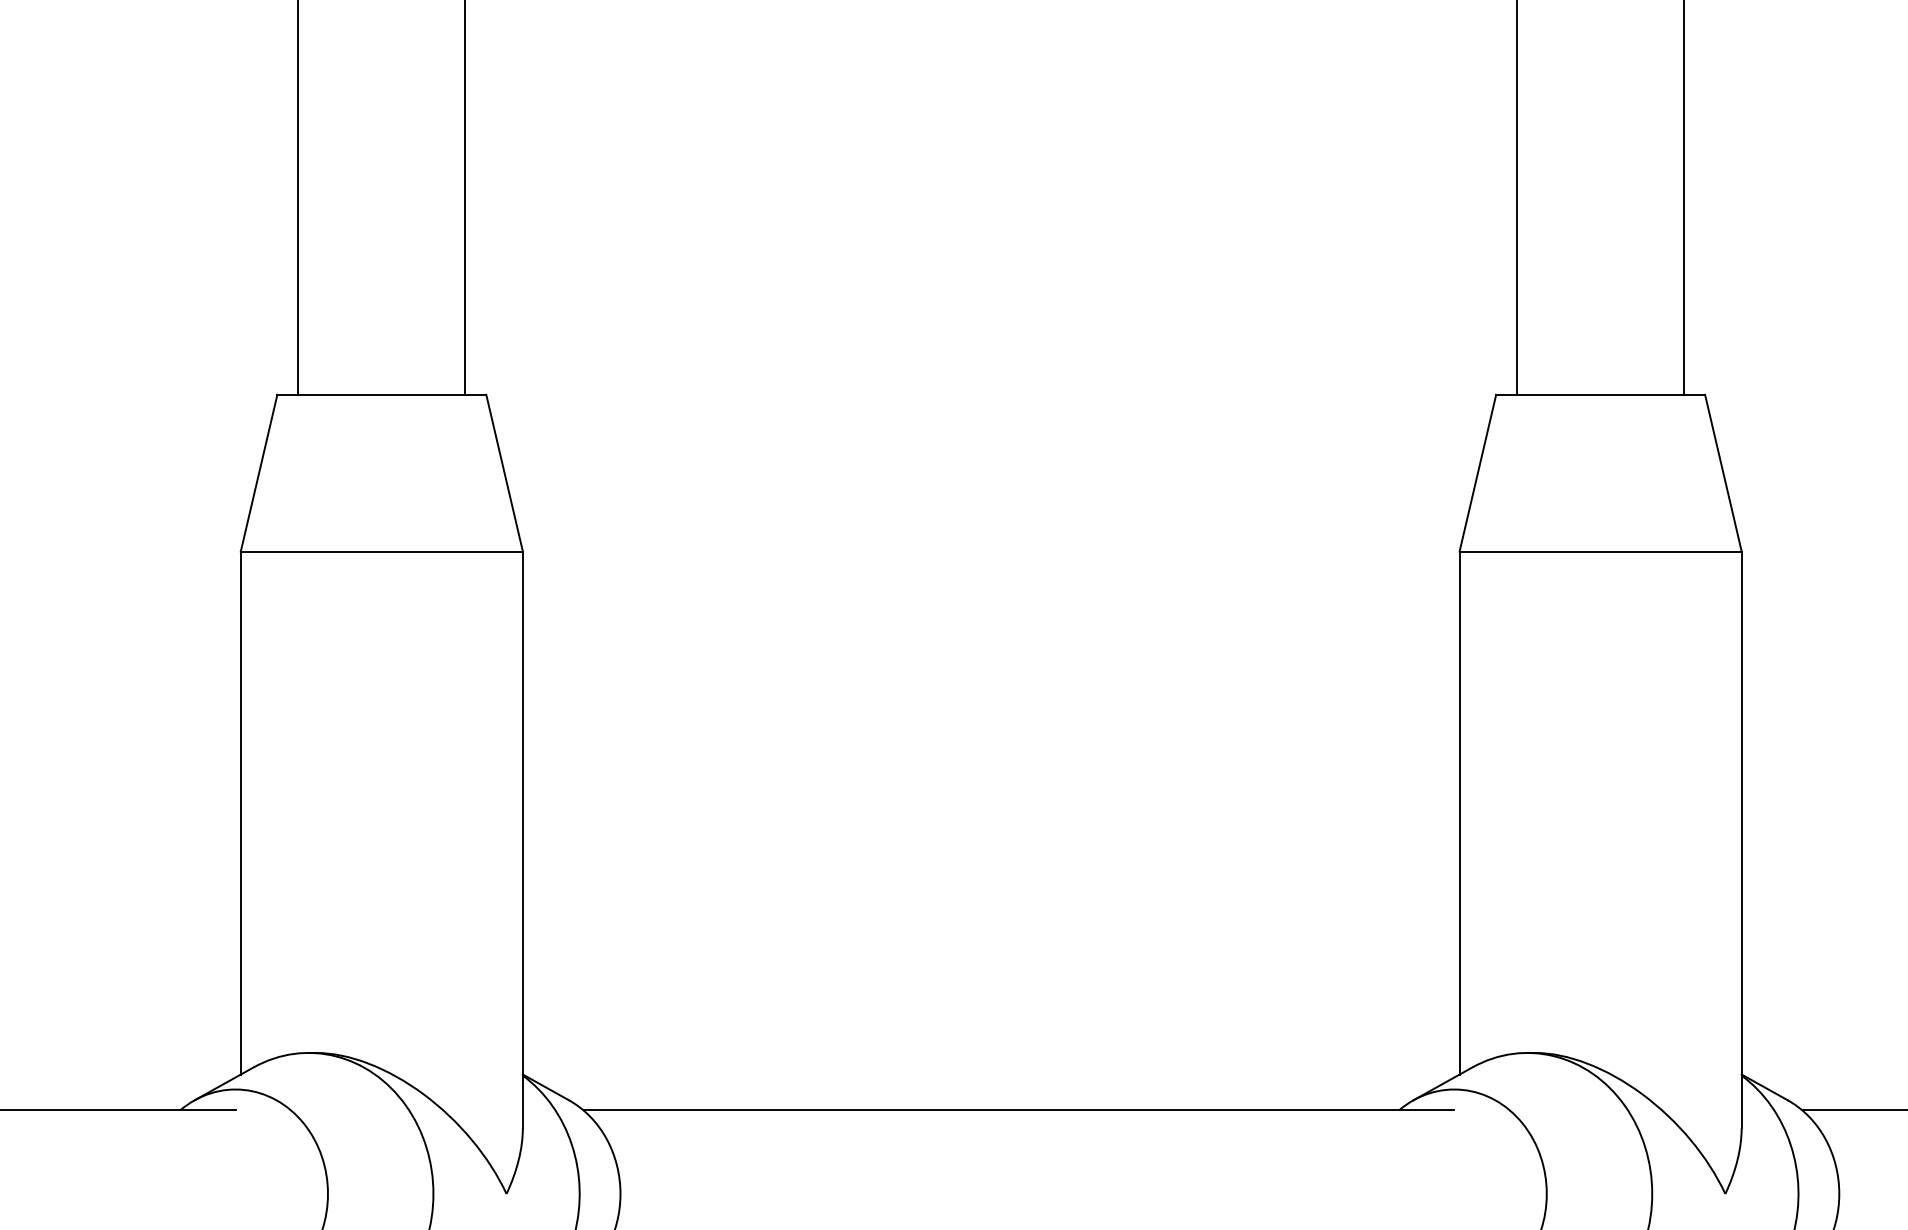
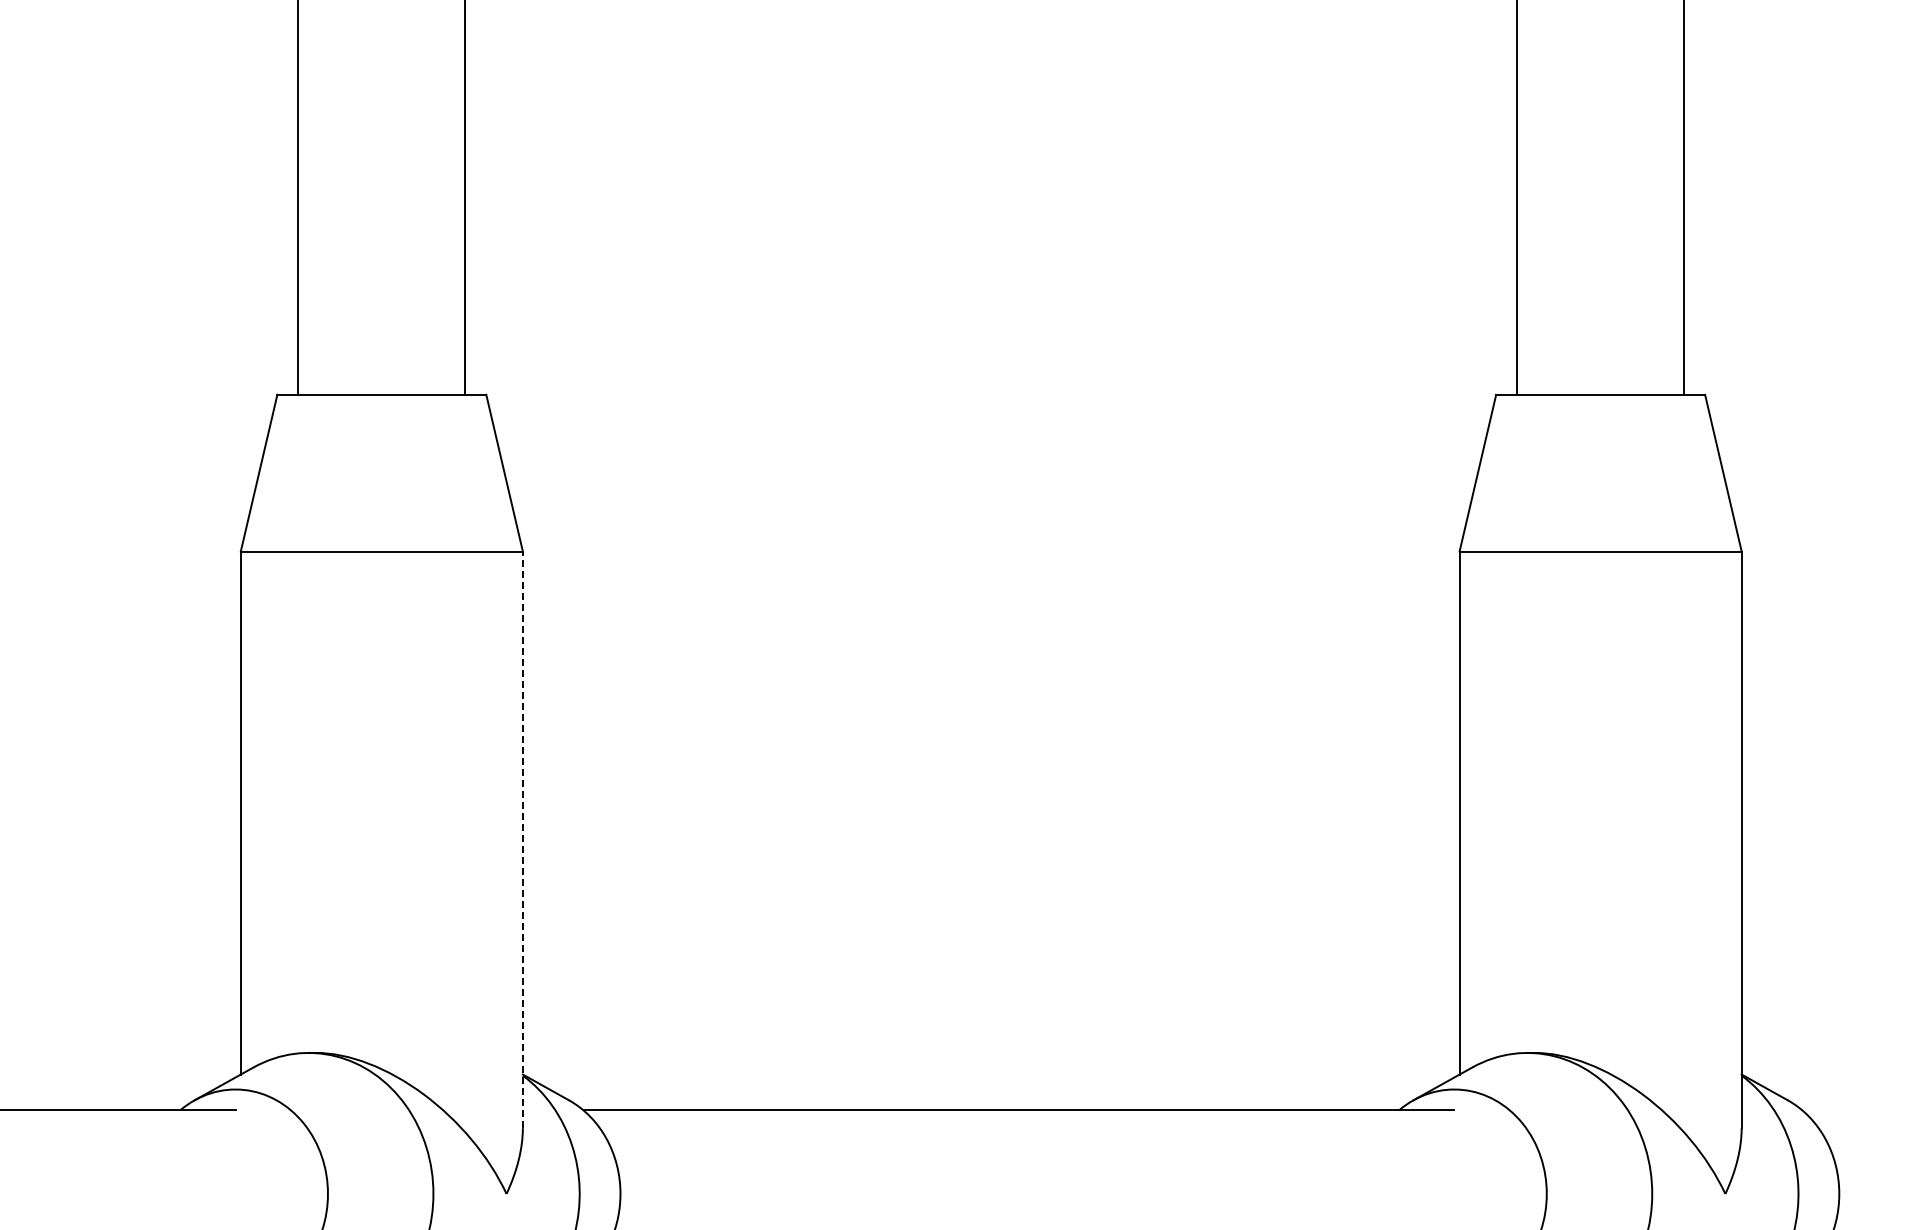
line: solid -> dashed (522, 839)
line: present -> none (1853, 1110)
